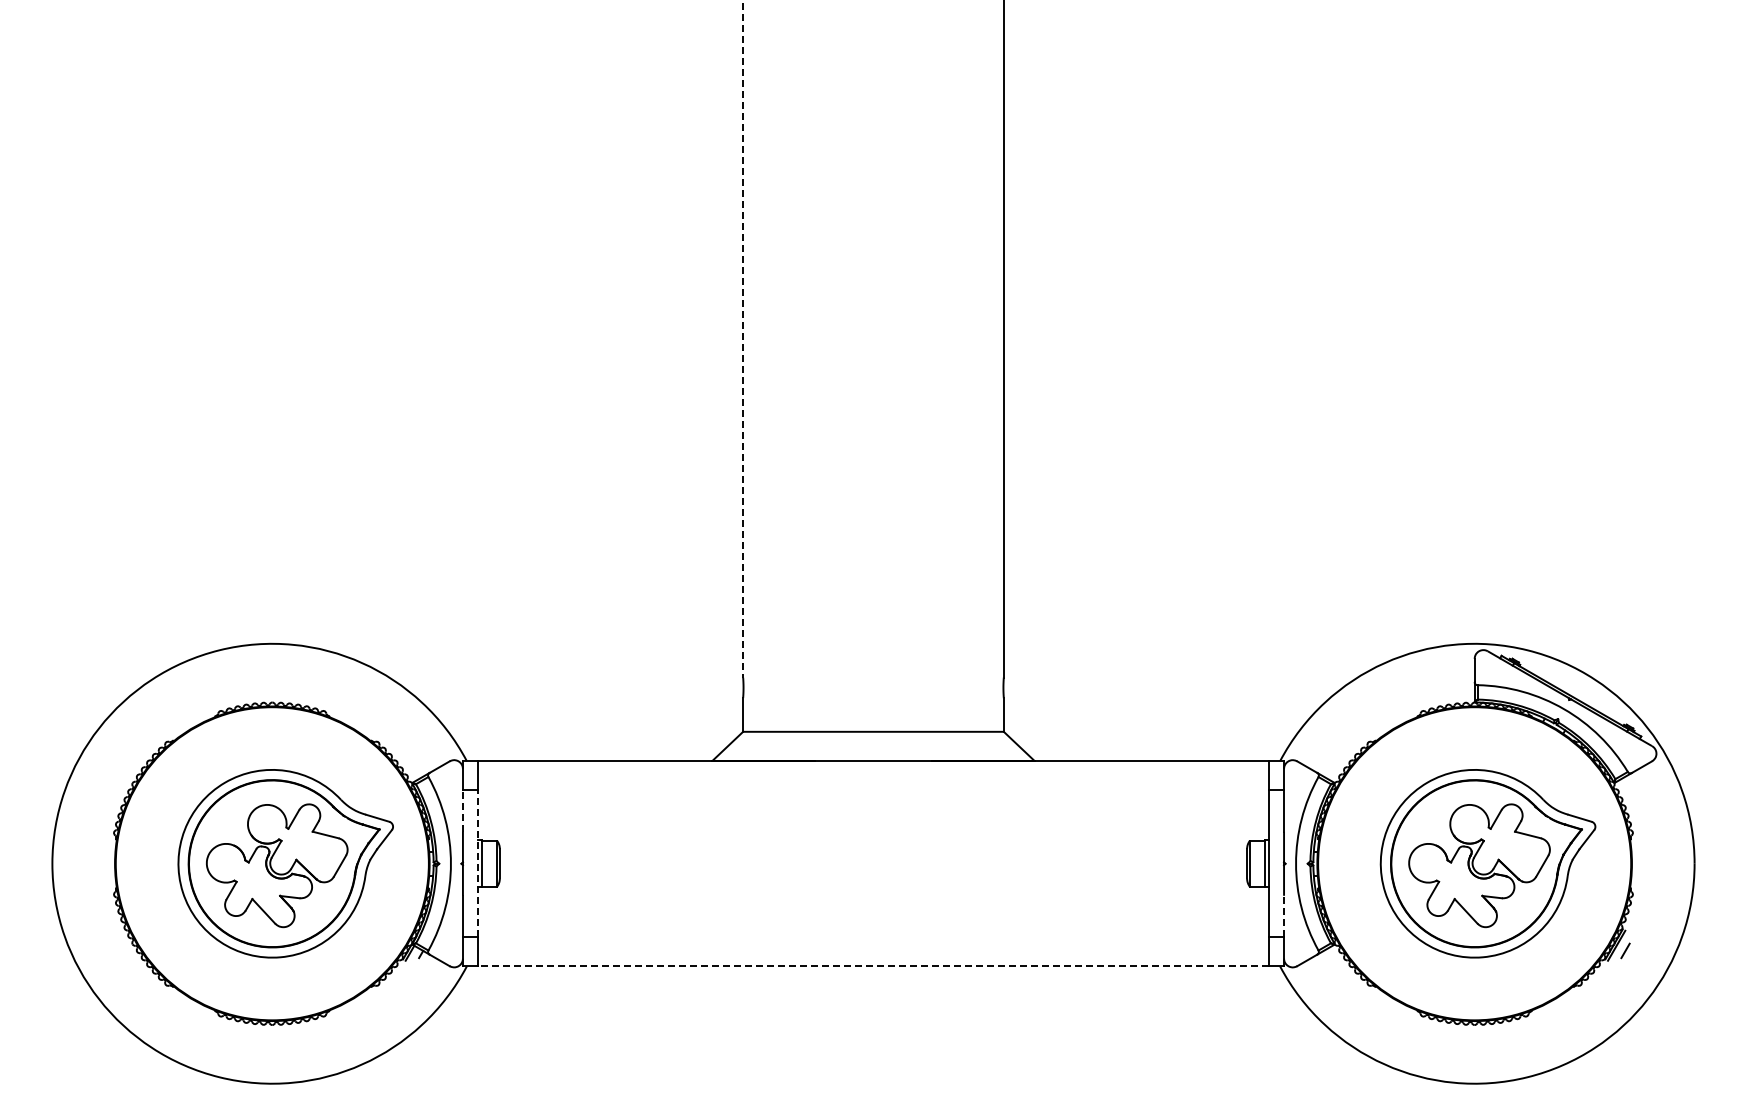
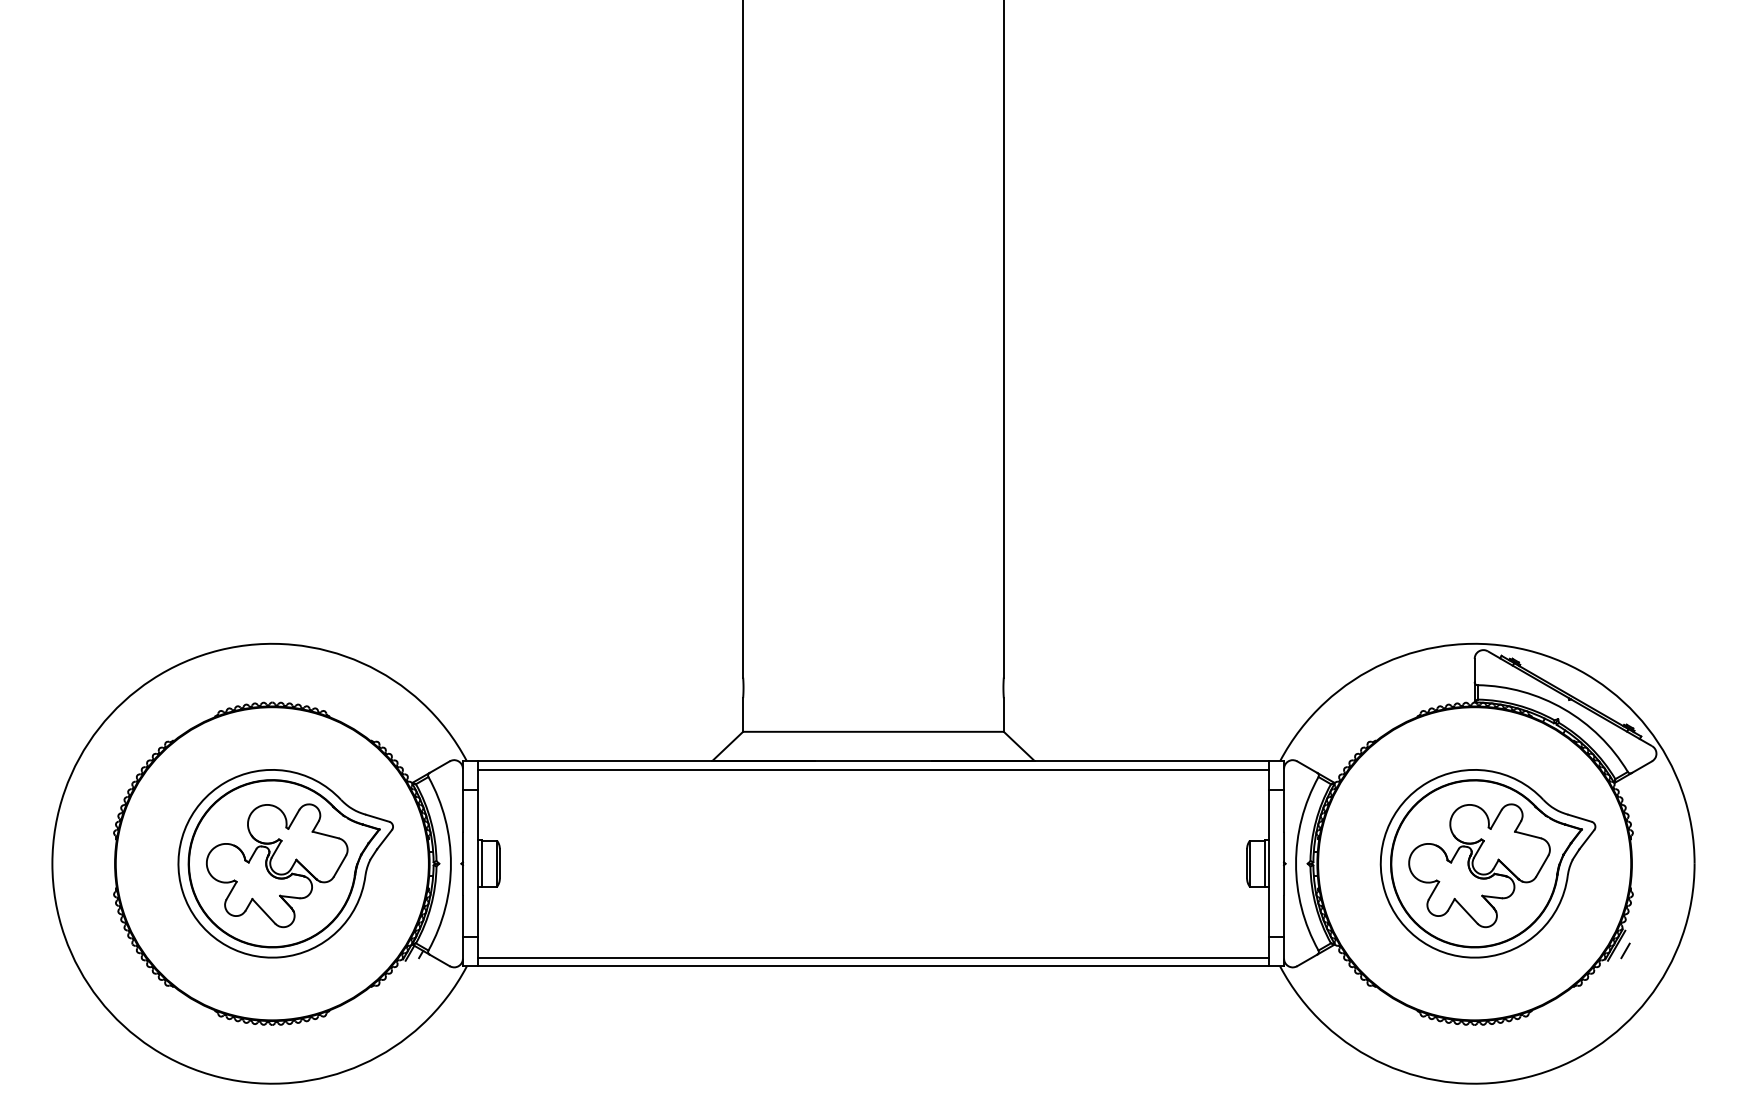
line: dashed -> solid (743, 339)
line: none -> present (873, 769)
line: dashed -> solid (462, 811)
line: dashed -> solid (477, 863)
line: dashed -> solid (1284, 916)
line: none -> present (873, 957)
line: dashed -> solid (873, 966)
